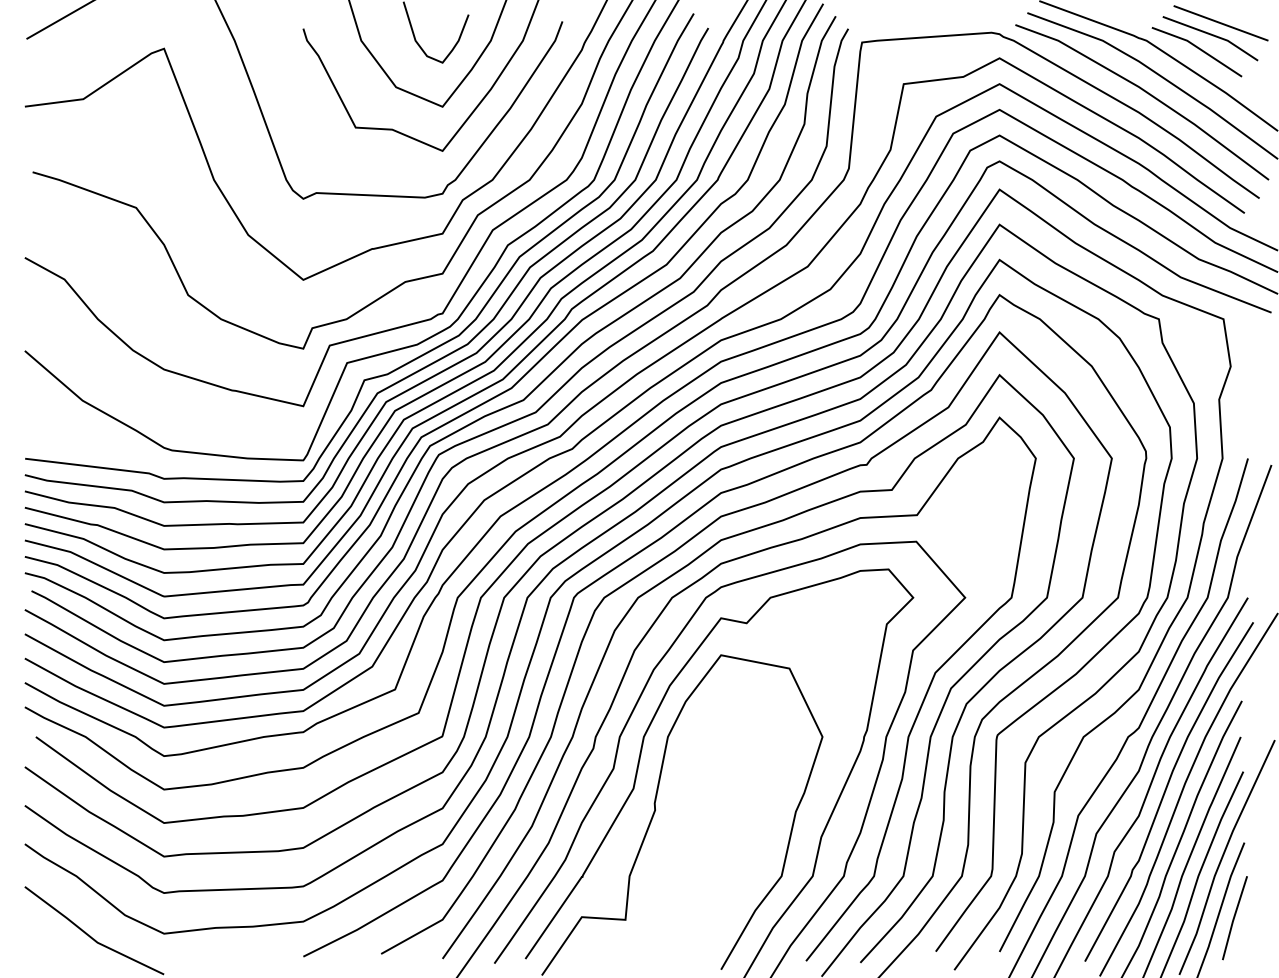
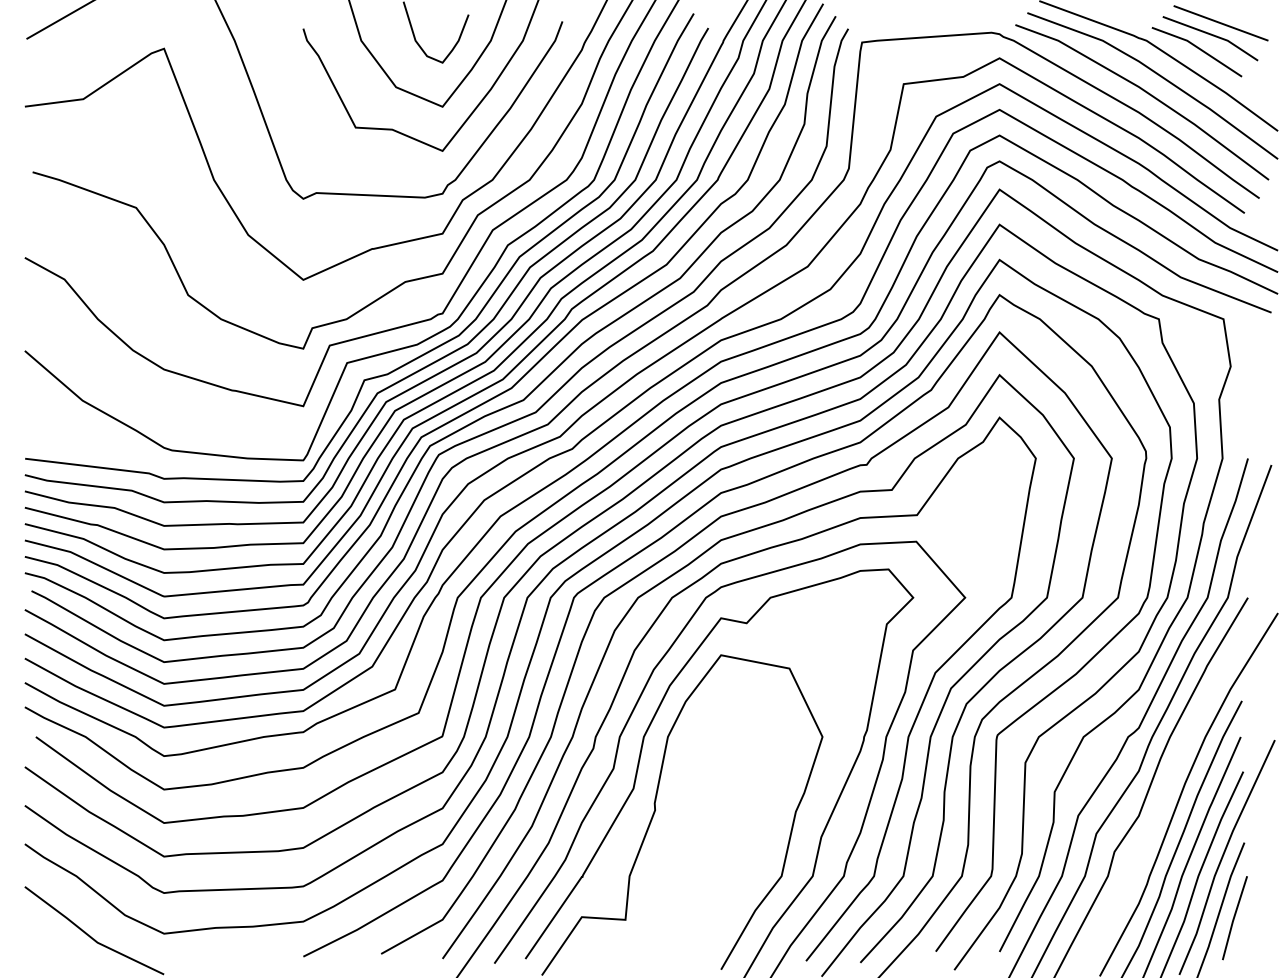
curve: present -> none (1166, 790)
